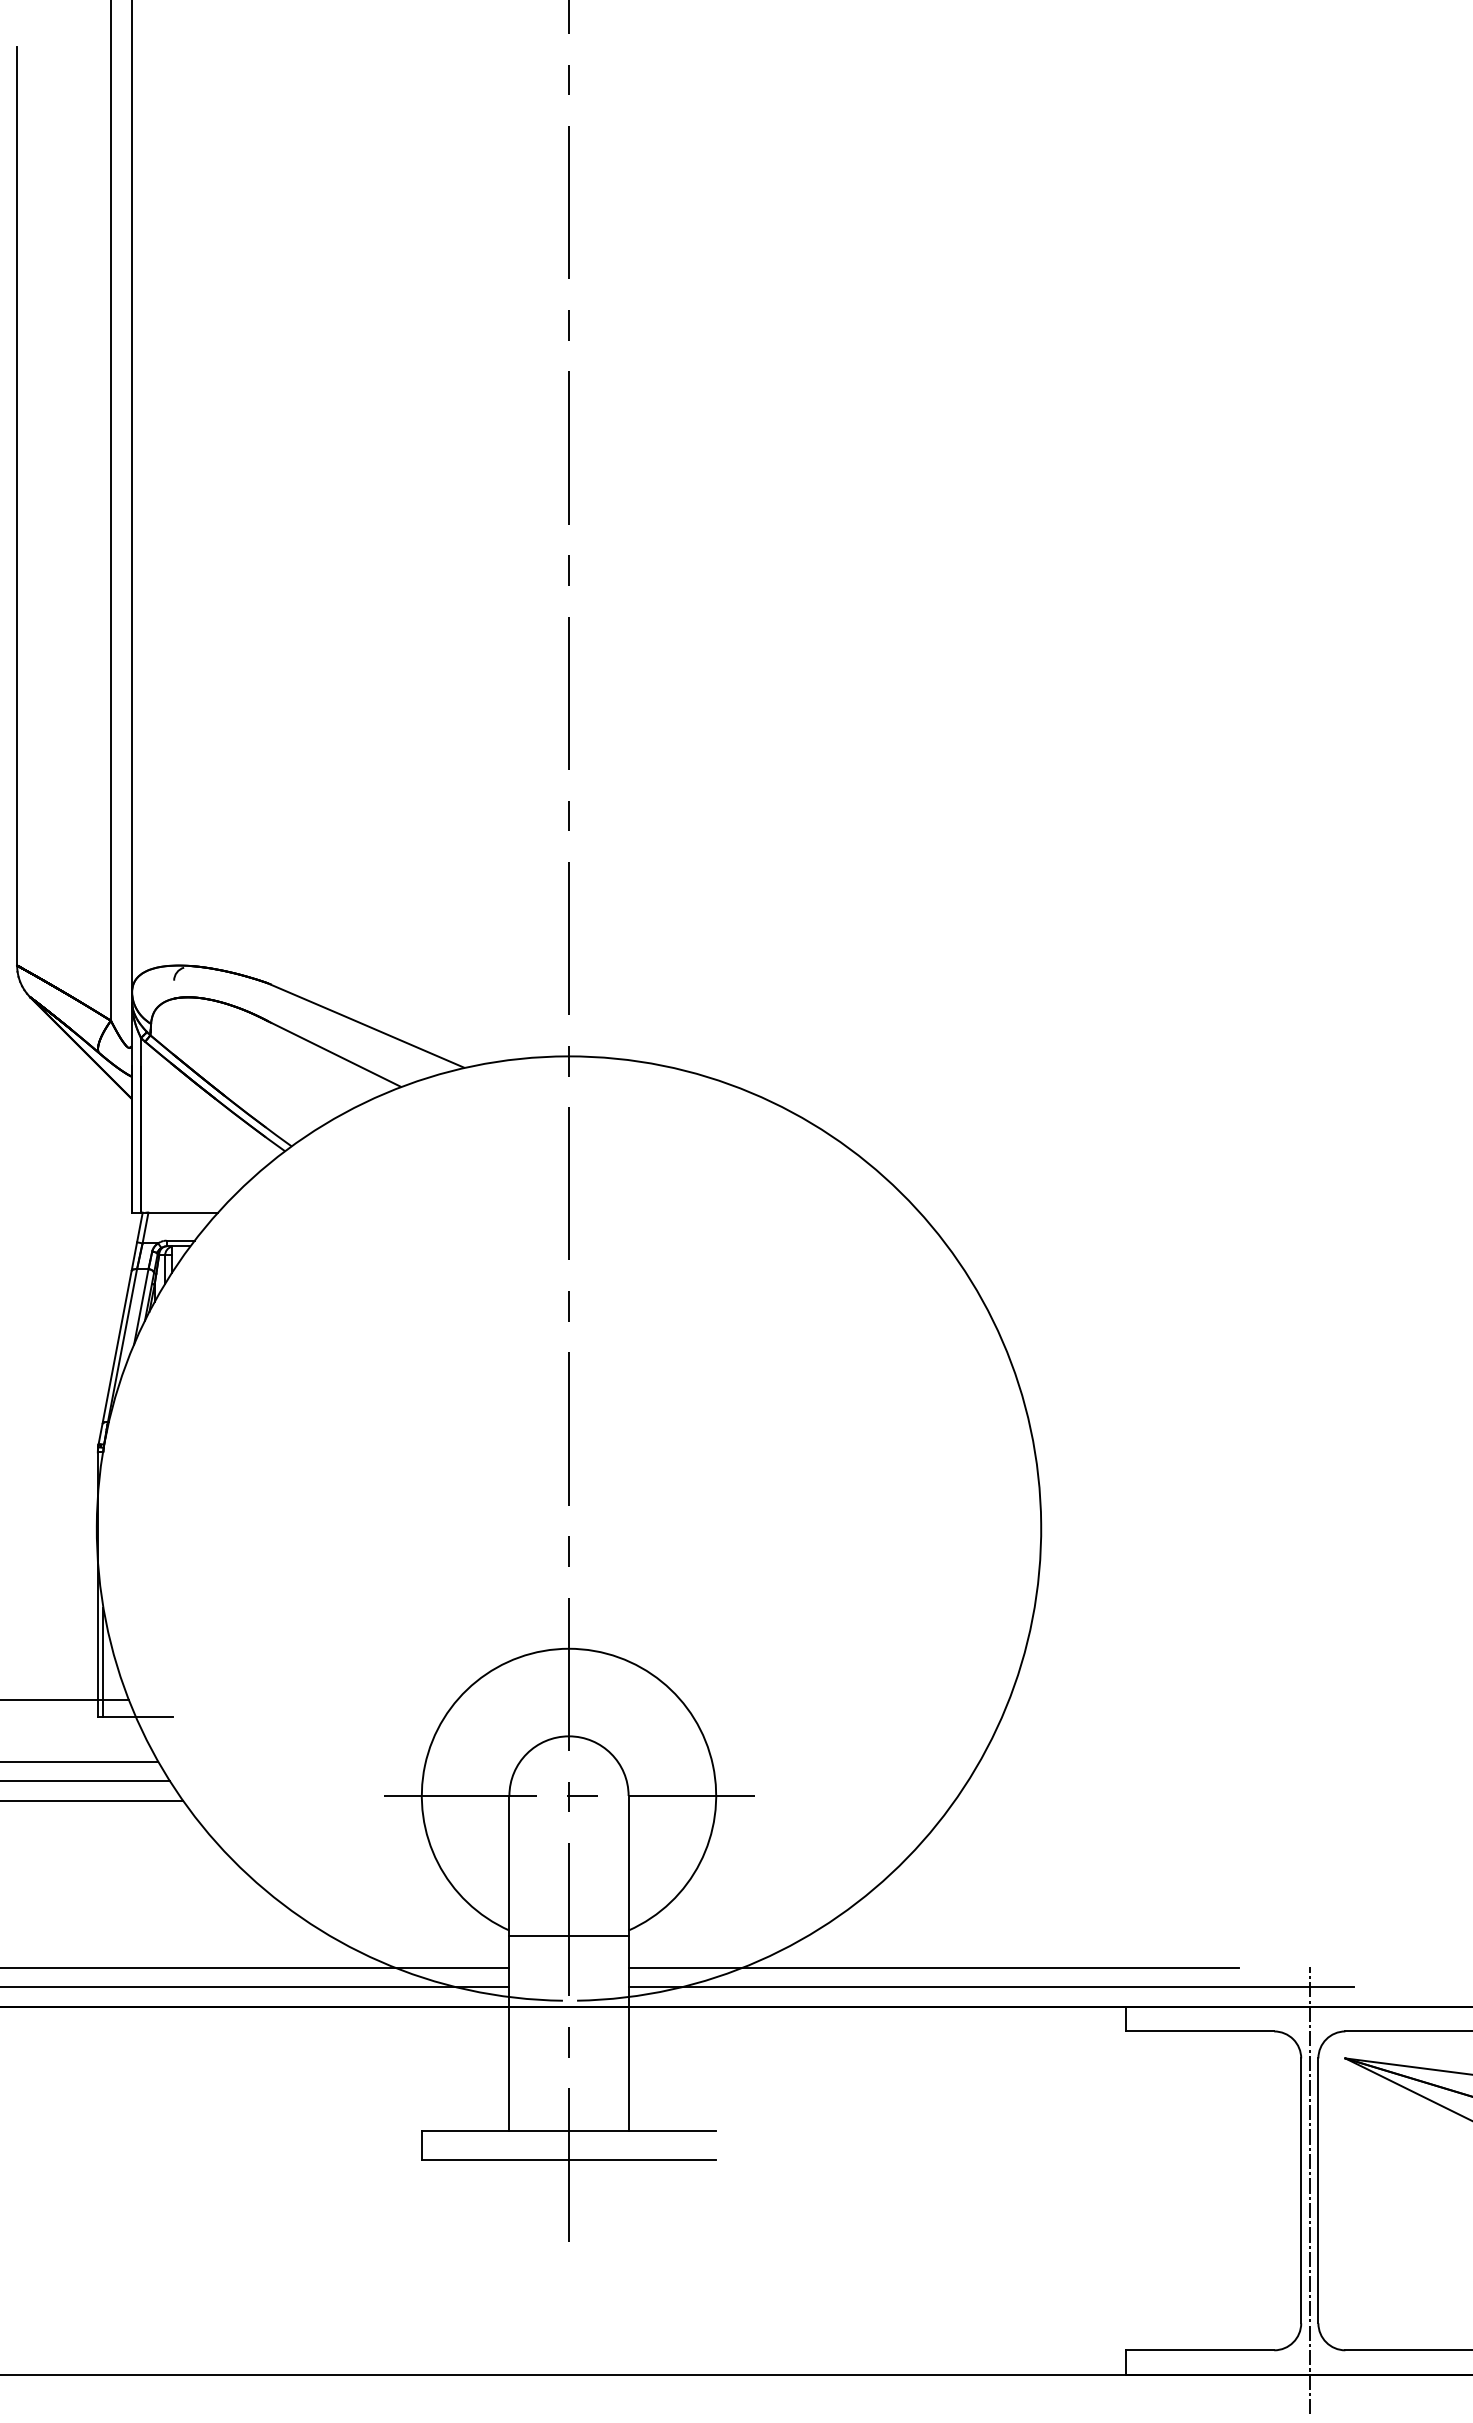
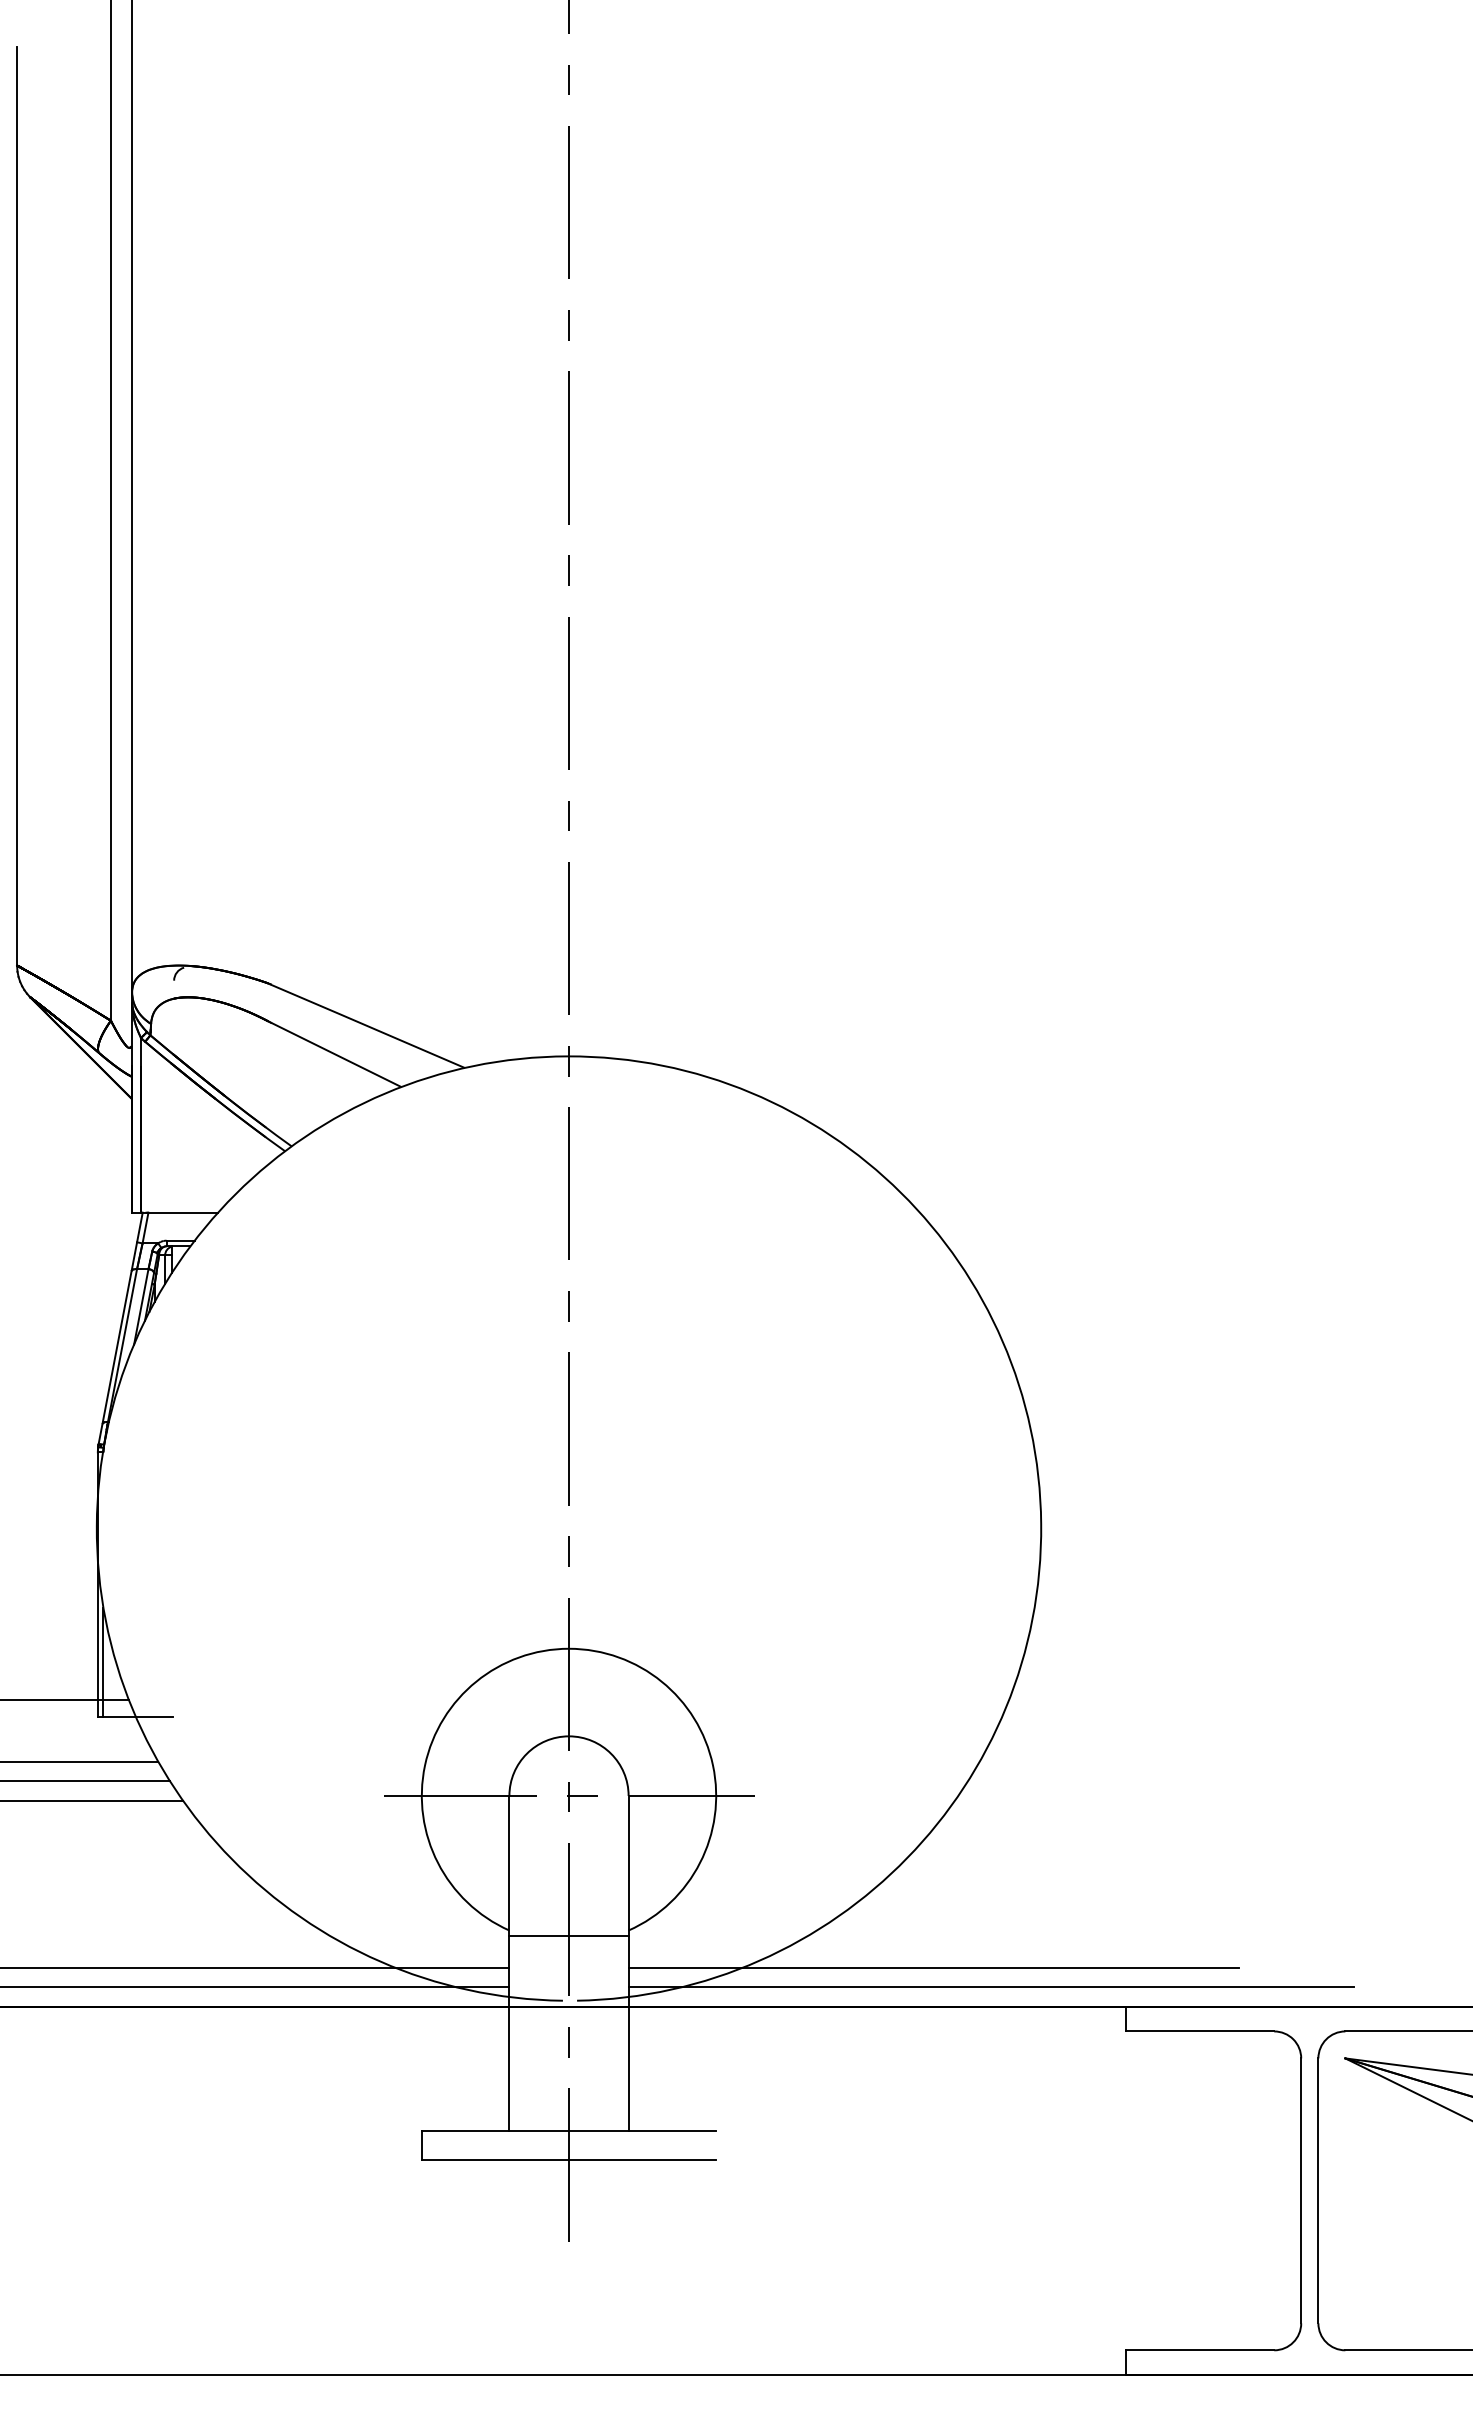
line: present -> none (1309, 2190)
